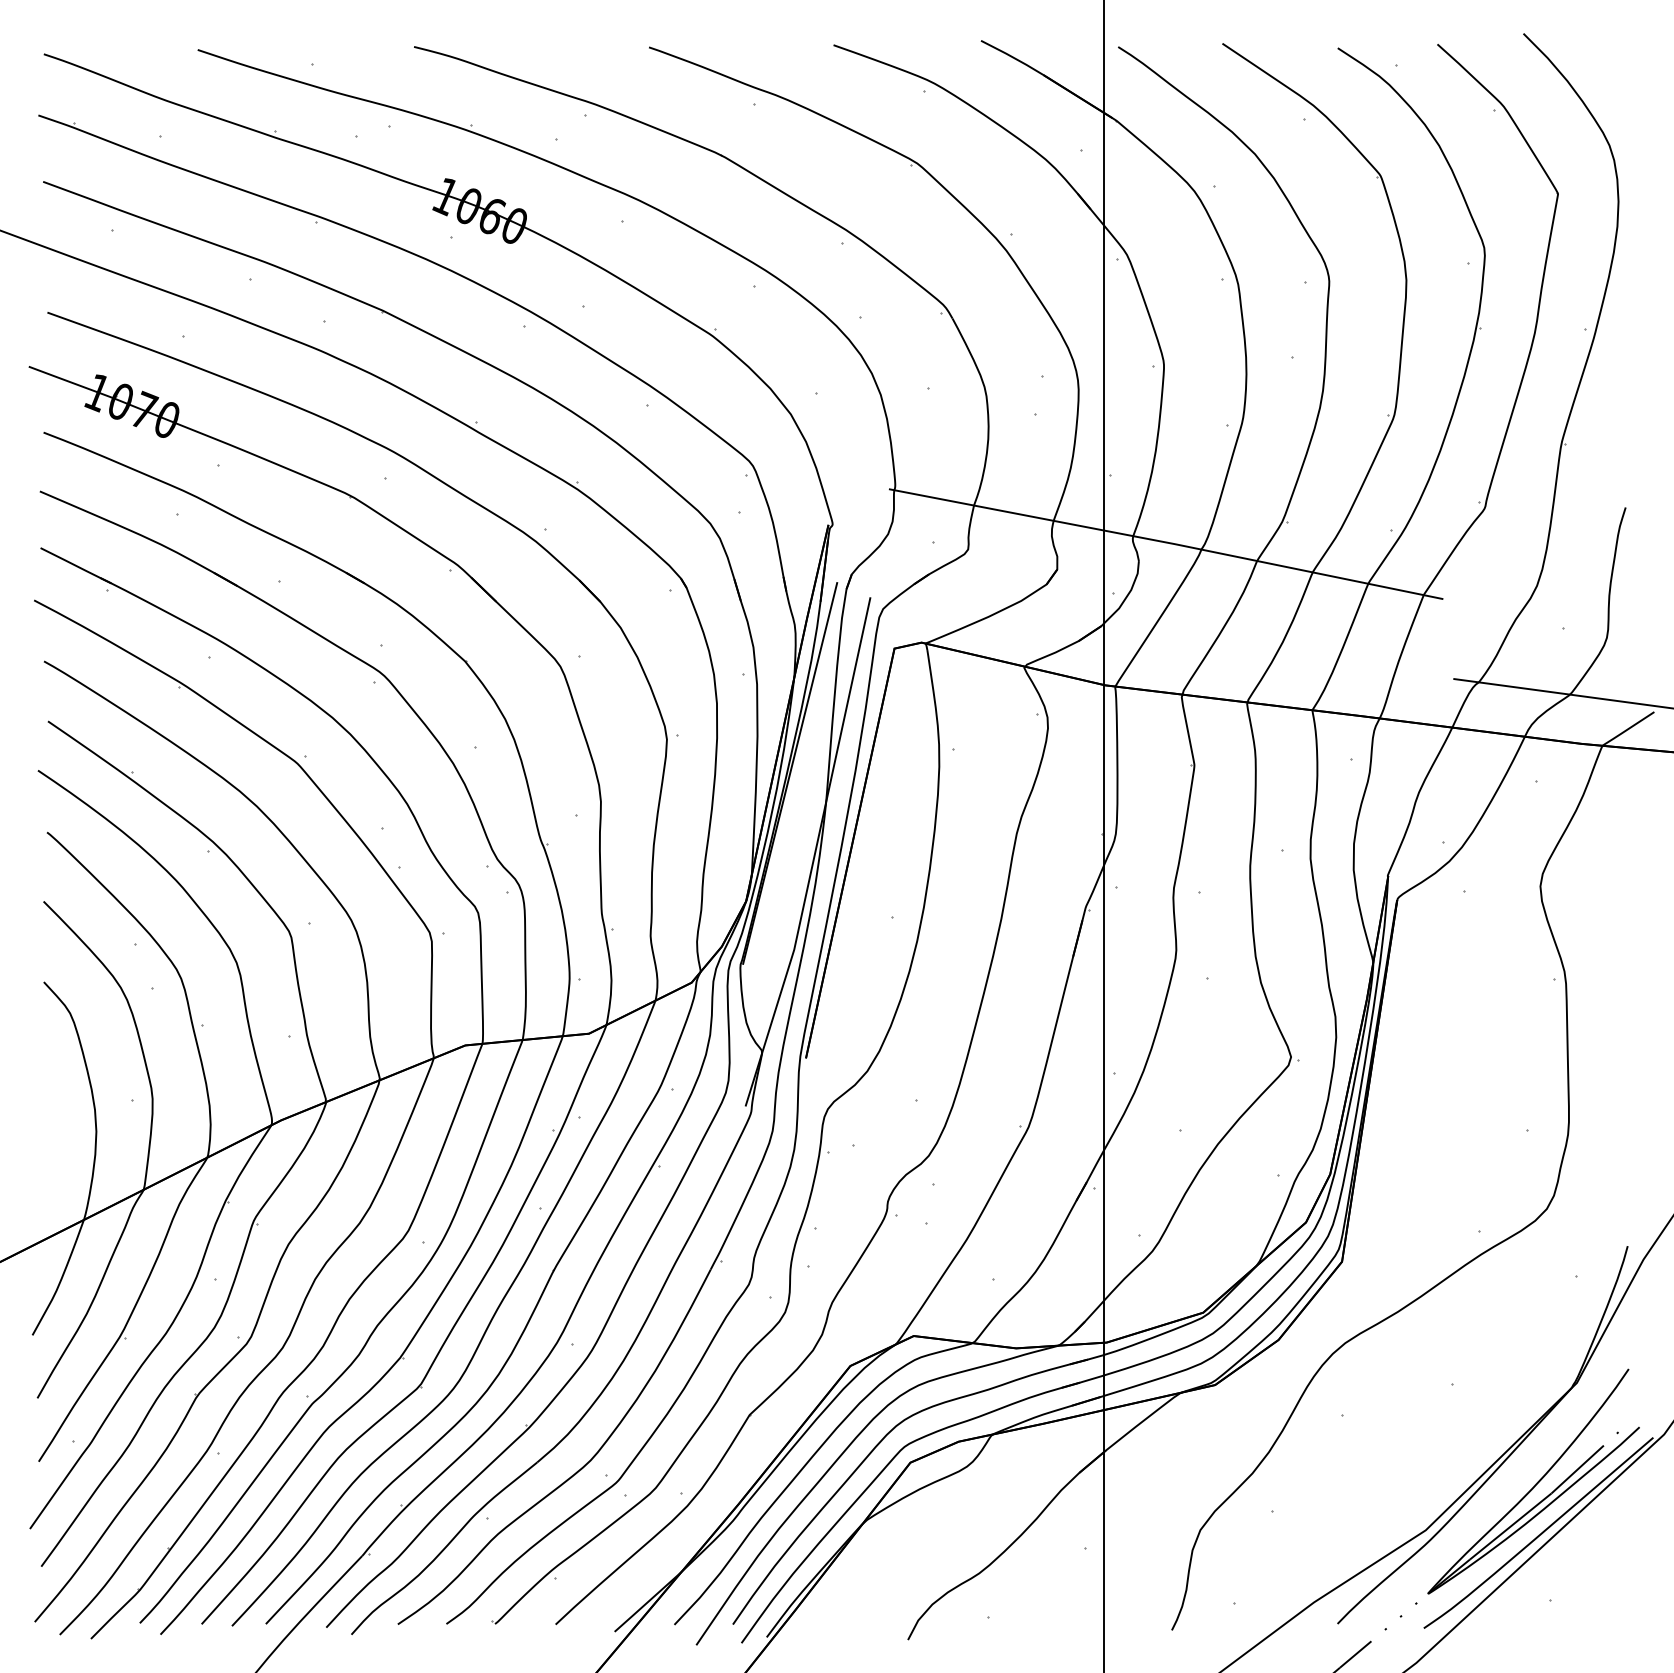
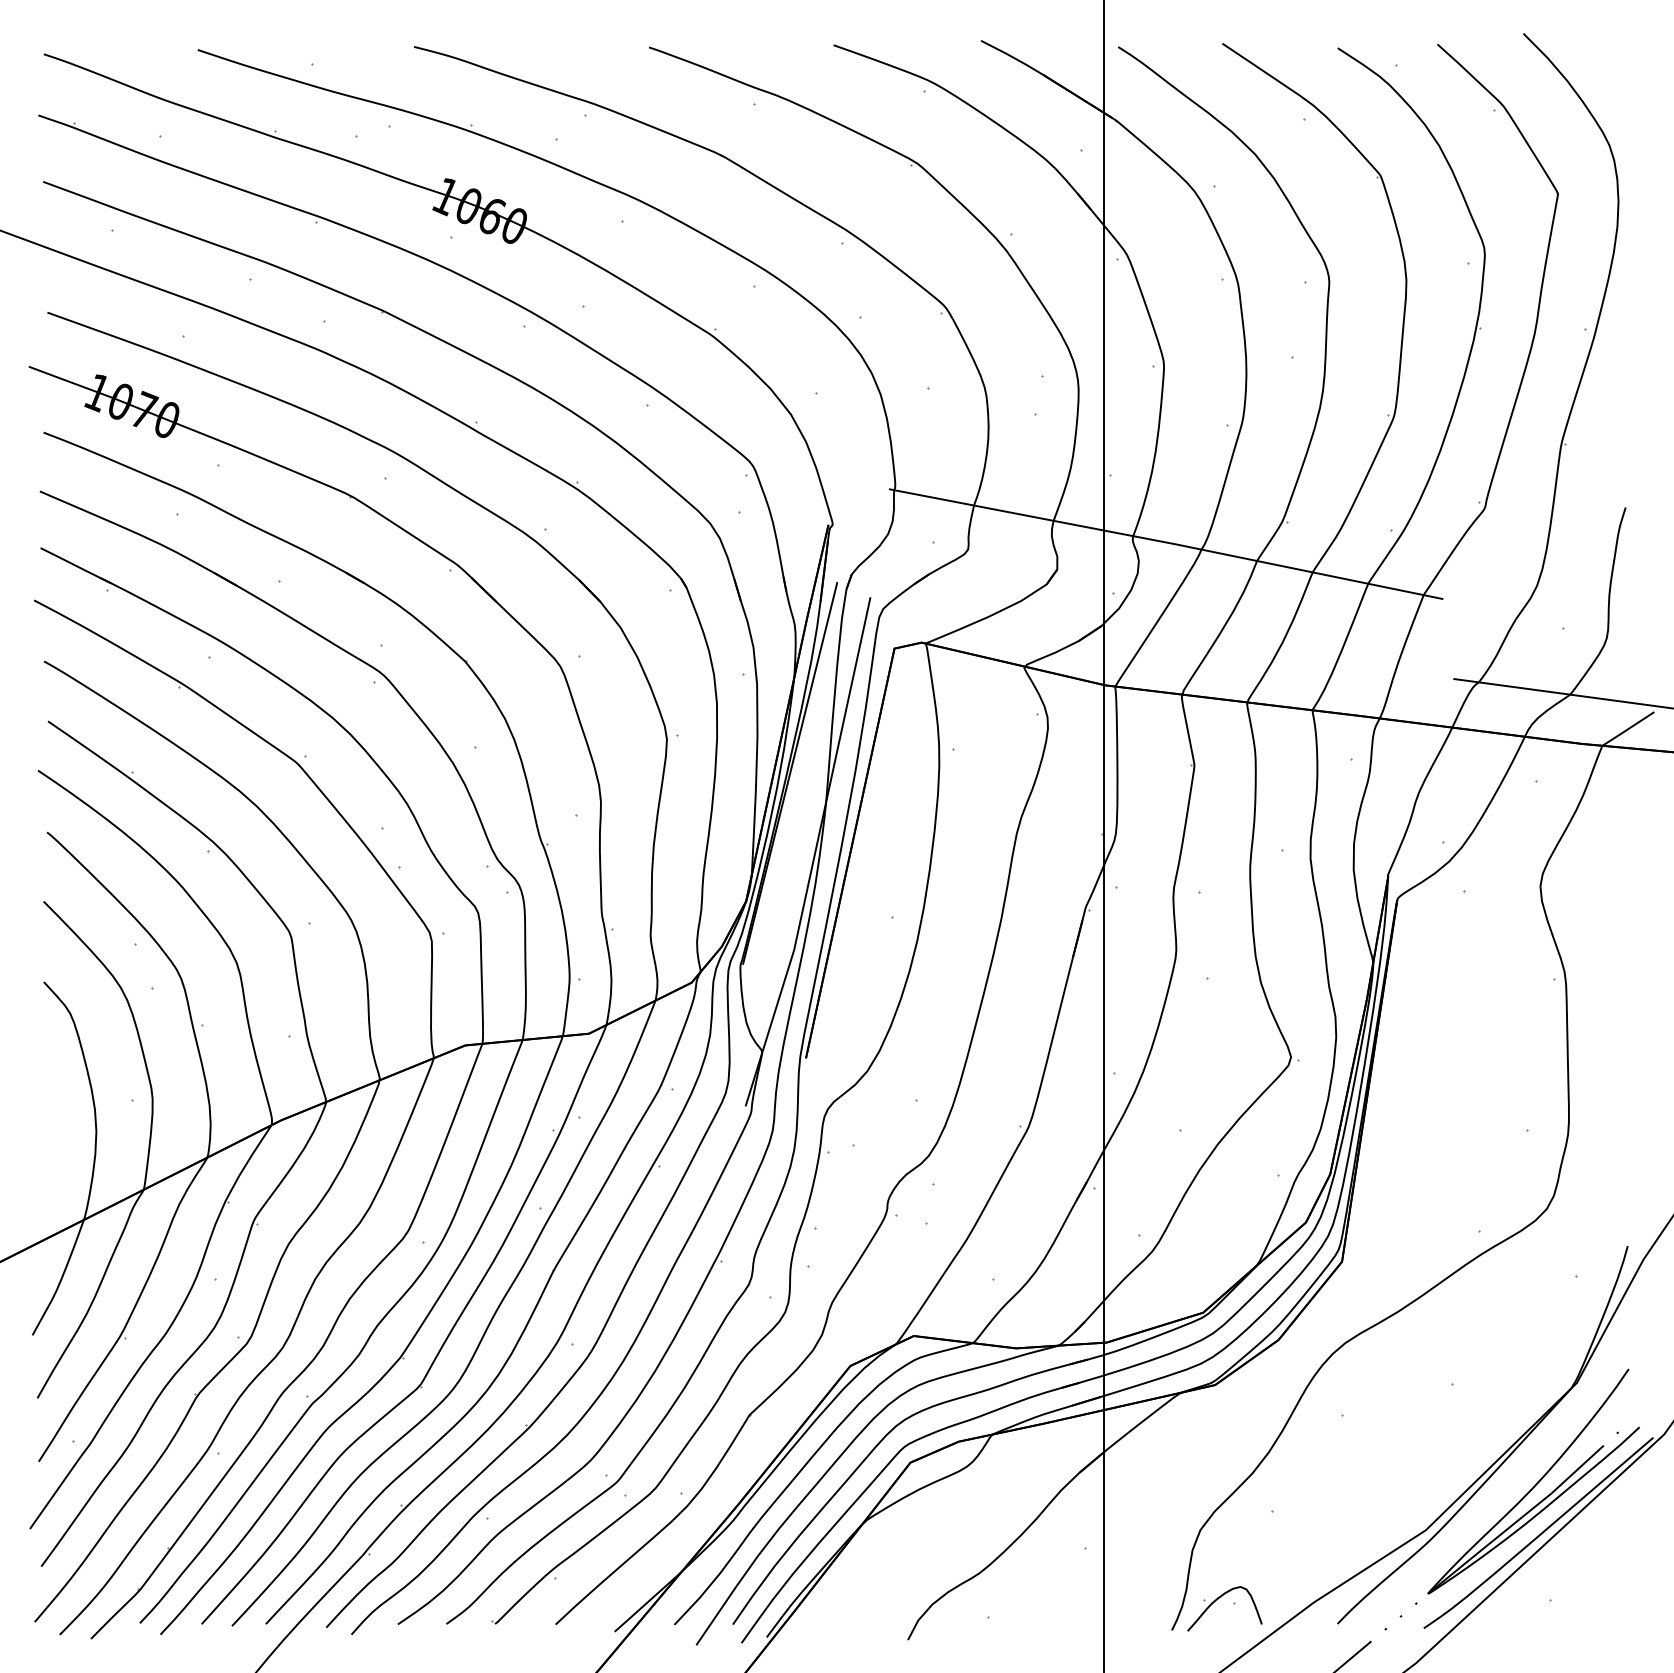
part: none -> present (1217, 1600)
